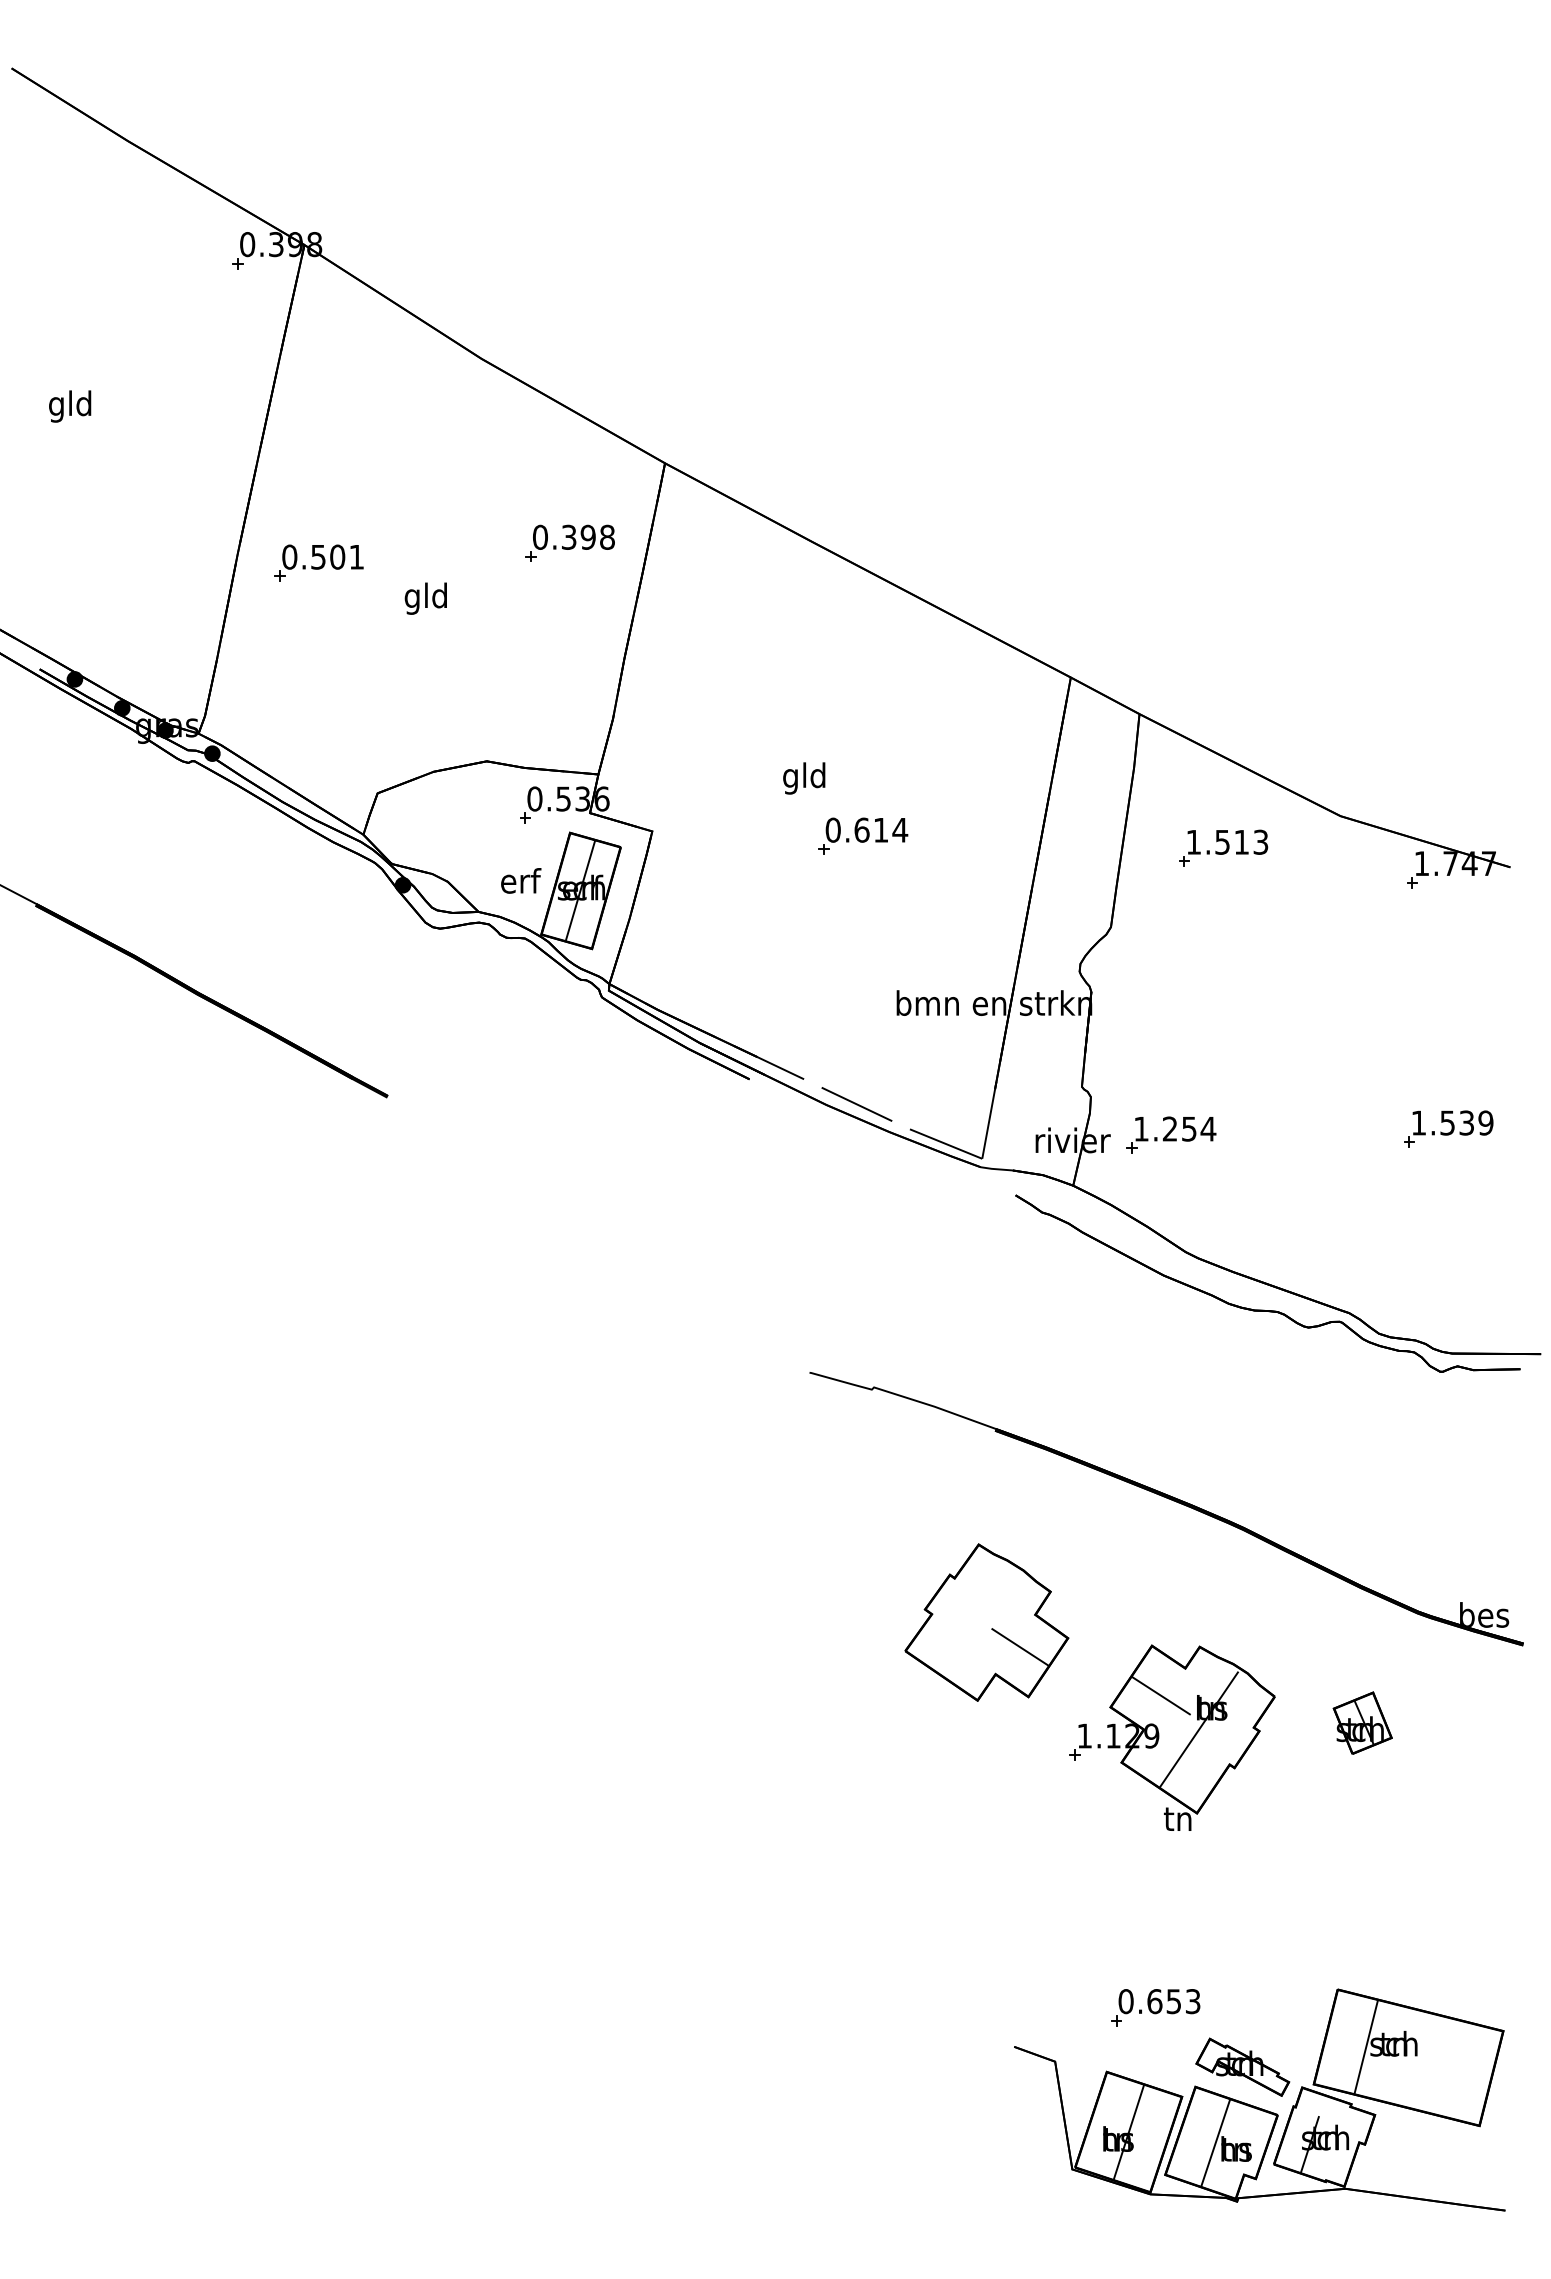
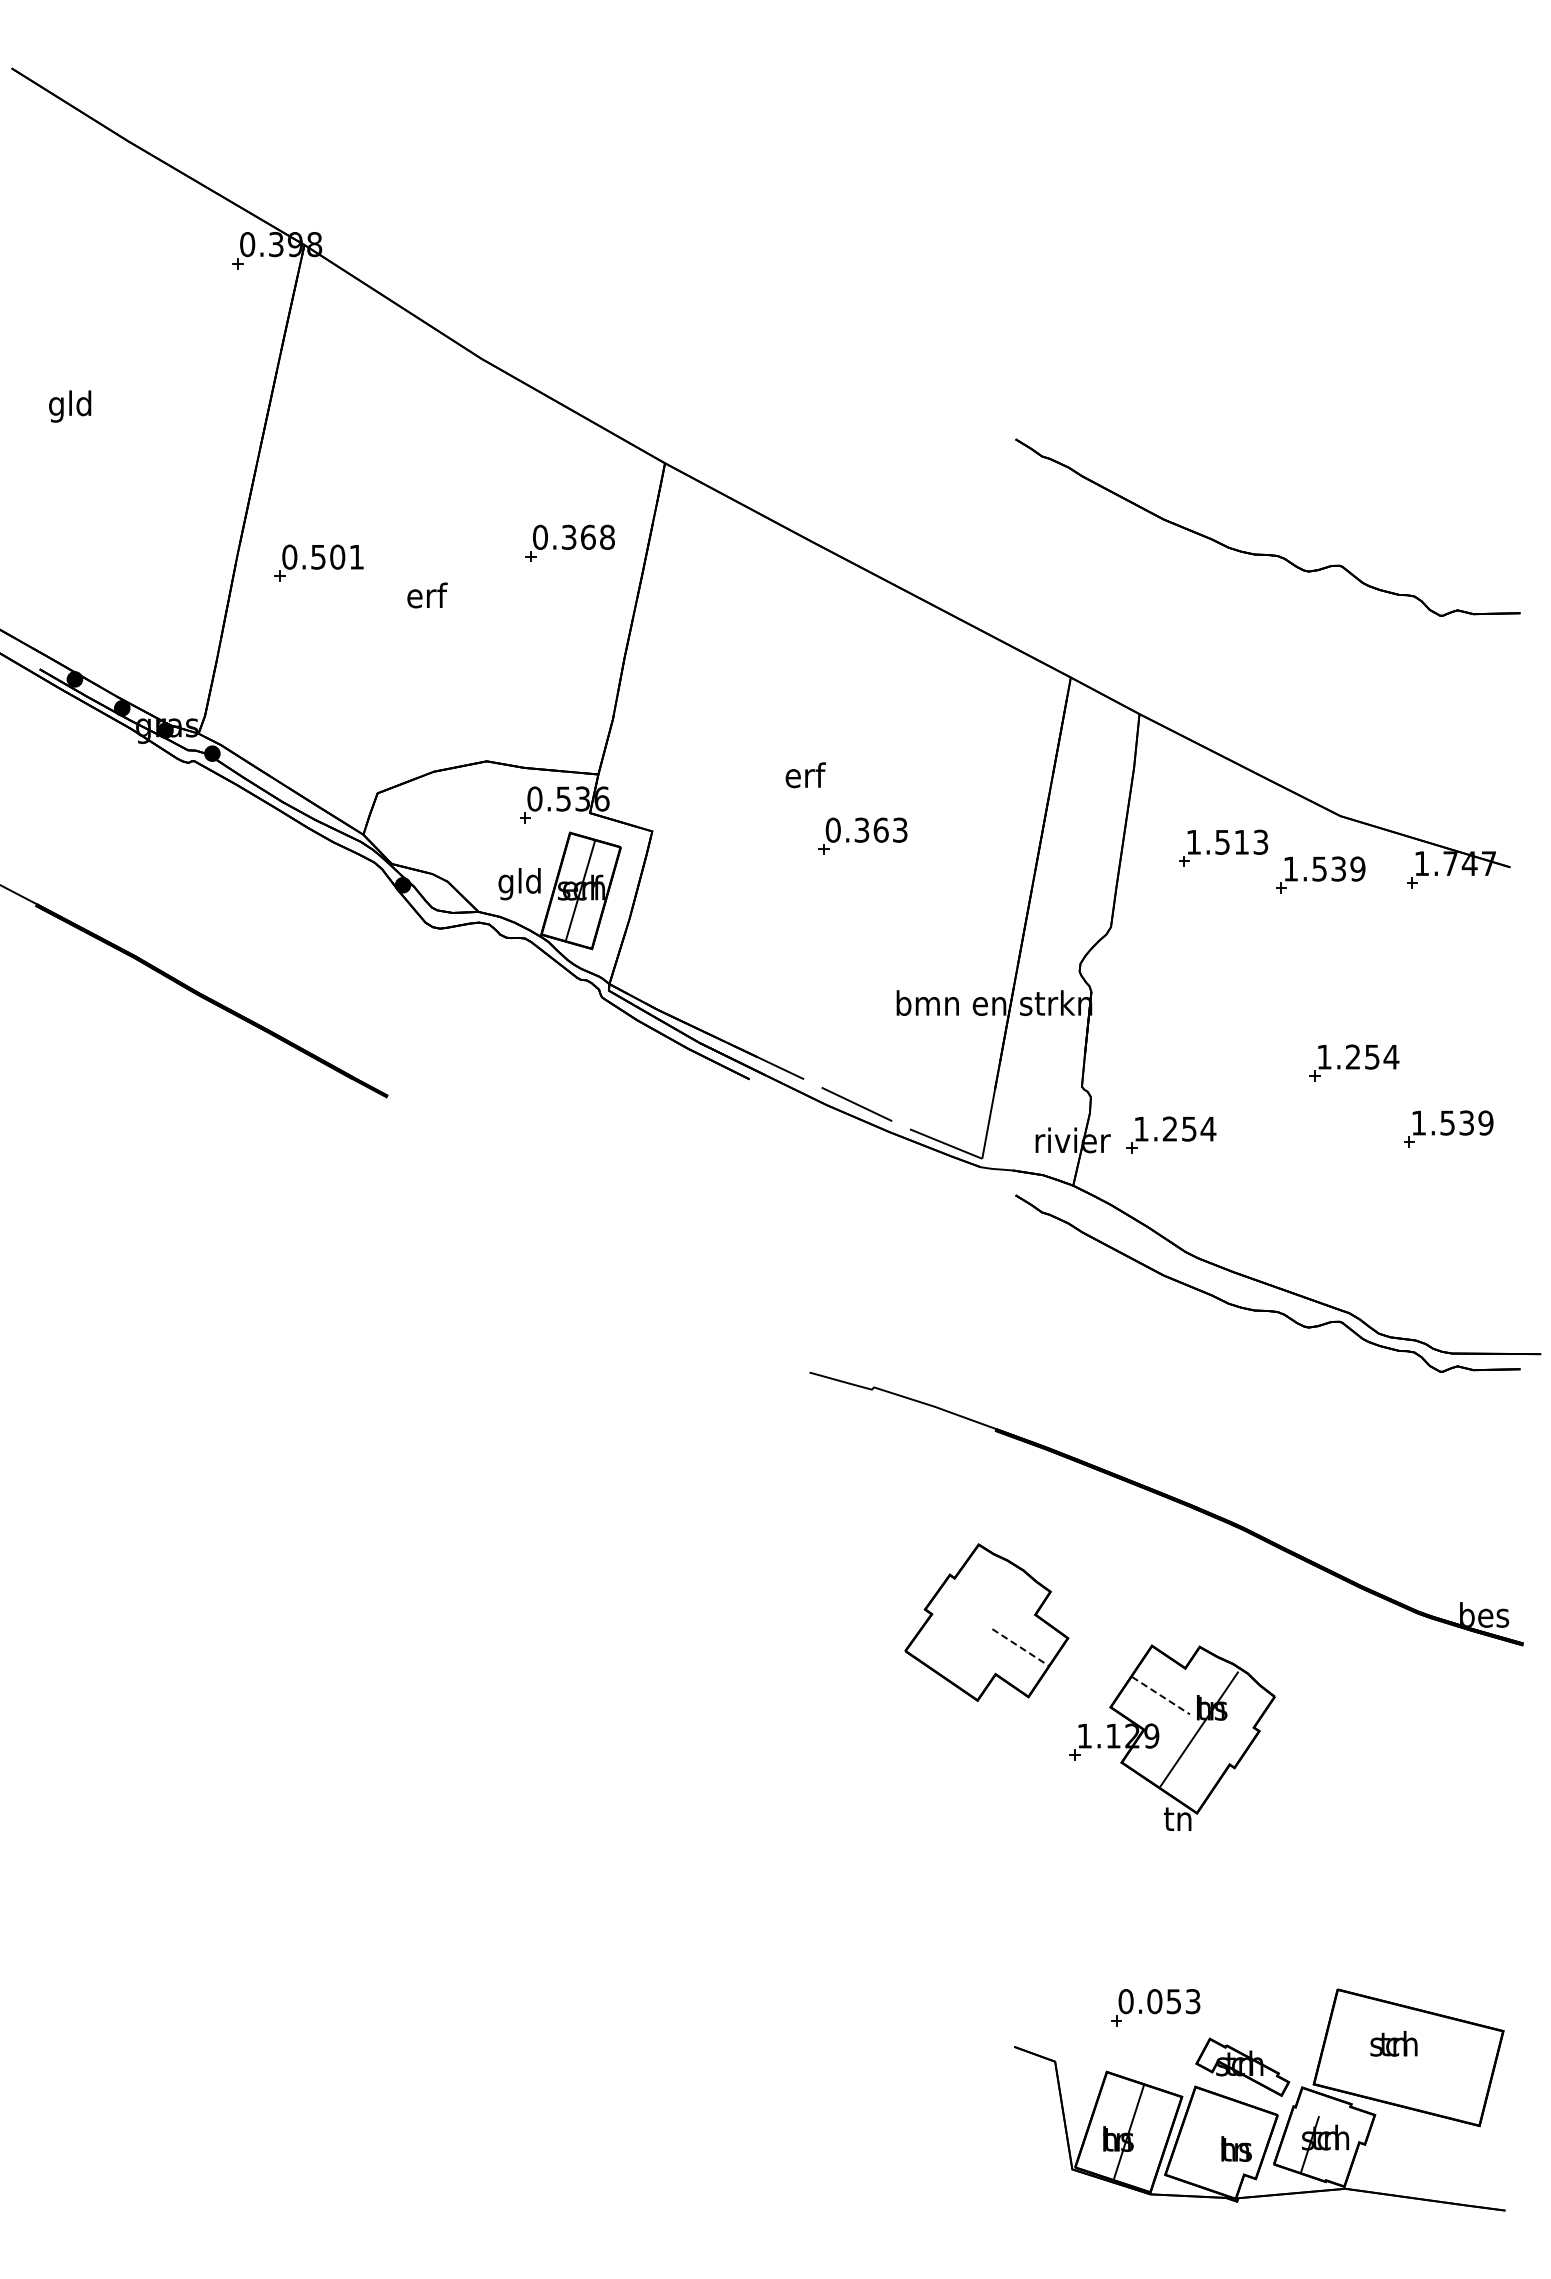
text: 0.398 -> 0.368 (587, 536)
part: none -> present (1264, 553)
text: gld -> erf (425, 598)
text: gld -> erf (804, 778)
text: 0.614 -> 0.363 (881, 829)
part: none -> present (1320, 874)
text: erf -> gld (519, 884)
part: none -> present (1354, 1062)
line: solid -> dashed (1020, 1647)
line: solid -> dashed (1161, 1695)
part: present -> none (1362, 1722)
text: 0.653 -> 0.053 (1154, 2001)
line: present -> none (1365, 2046)
line: present -> none (1215, 2142)
